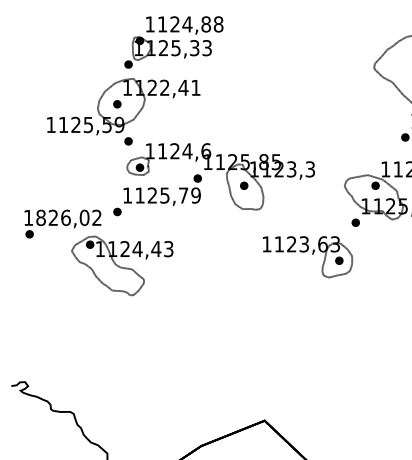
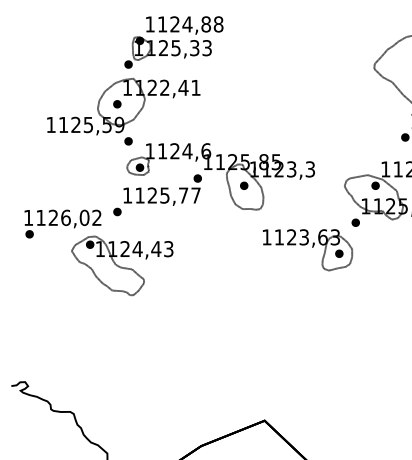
text: 1125,79 -> 1125,77 (195, 195)
text: 1826,02 -> 1126,02 (40, 217)
part position: (308, 257) -> (308, 250) (308, 250)
